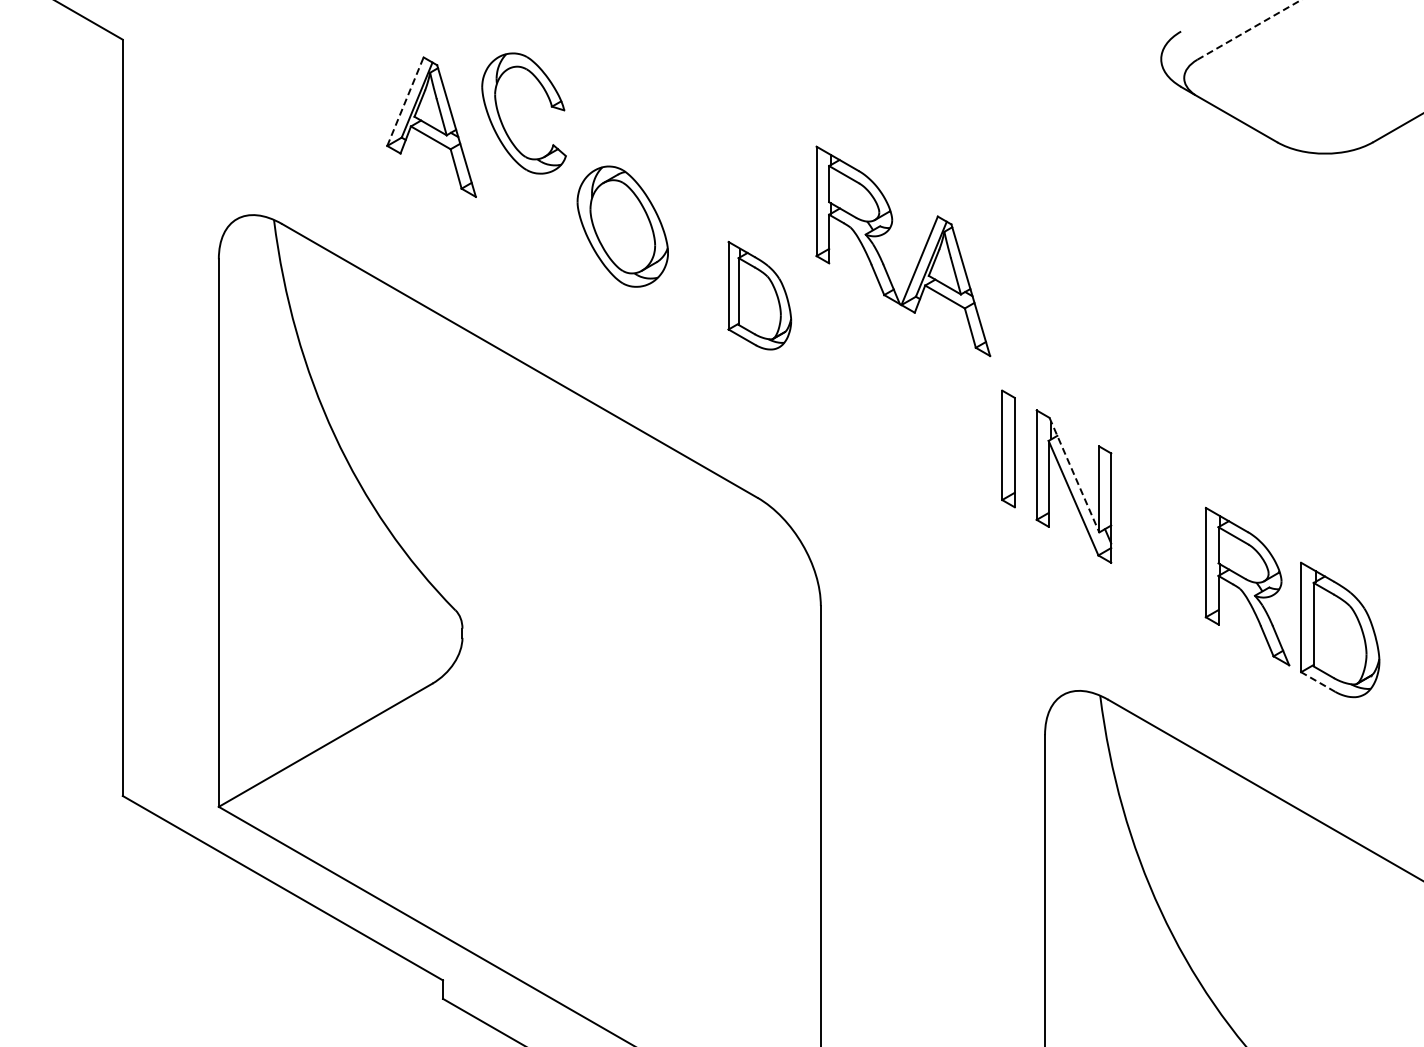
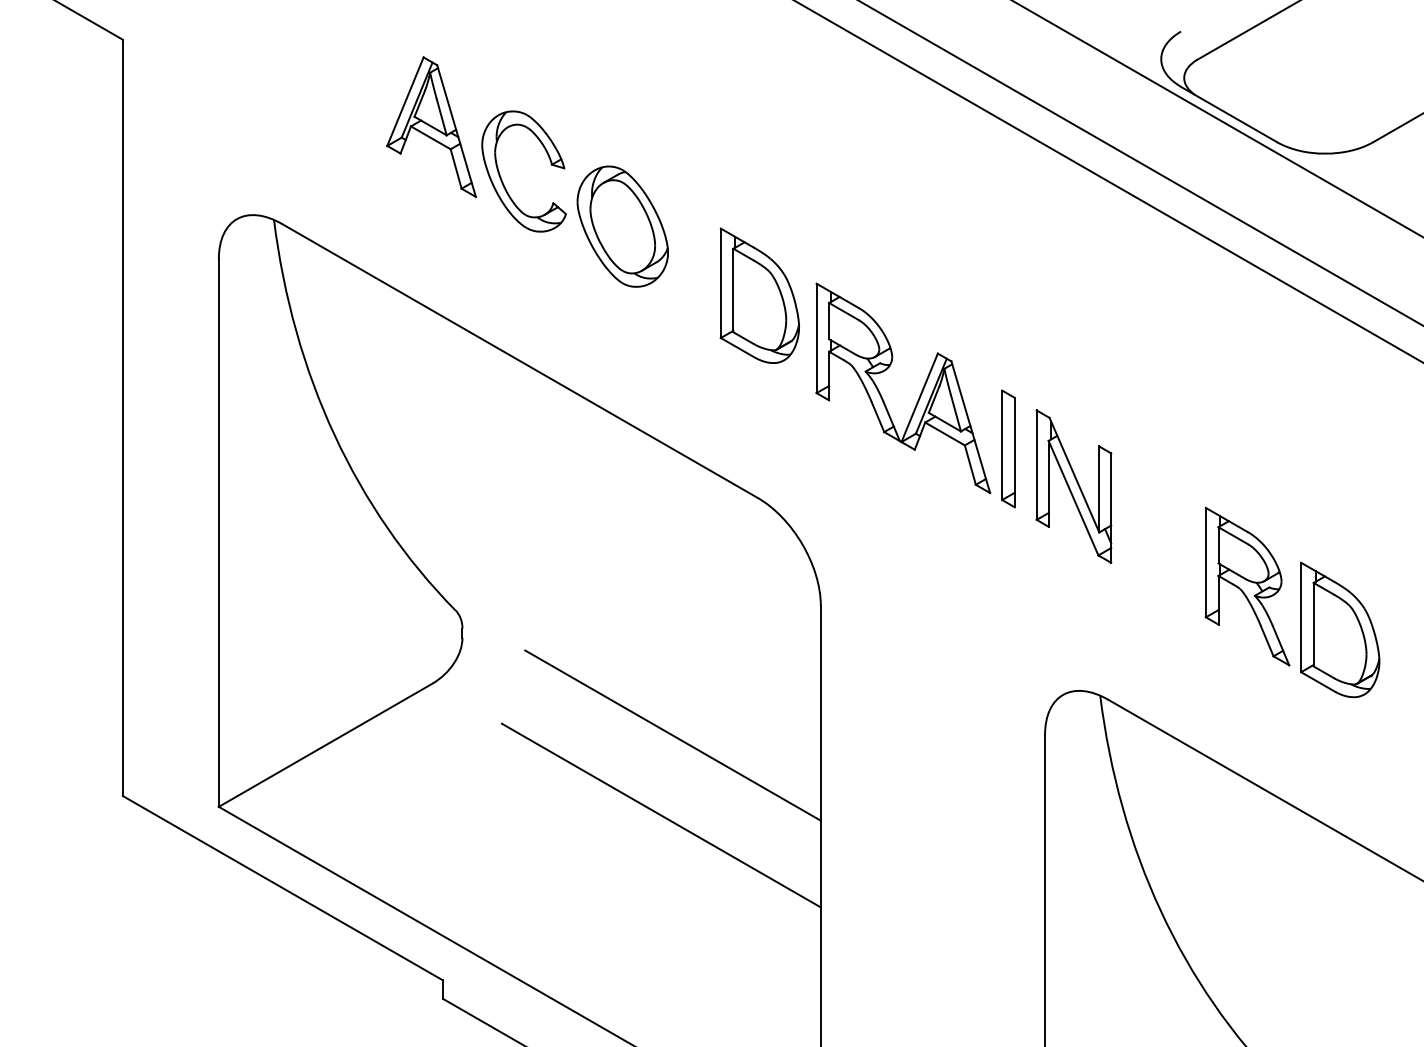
line: dashed -> solid (1249, 29)
line: dashed -> solid (405, 101)
line: none -> present (1217, 118)
part position: (502, 121) -> (502, 179) (502, 179)
line: none -> present (1140, 163)
line: none -> present (1108, 181)
part position: (920, 255) -> (920, 392) (920, 392)
part size: 66x111 px -> 81x137 px (759, 295)
line: dashed -> solid (1074, 475)
line: dashed -> solid (1318, 682)
line: none -> present (672, 735)
line: none -> present (660, 815)
